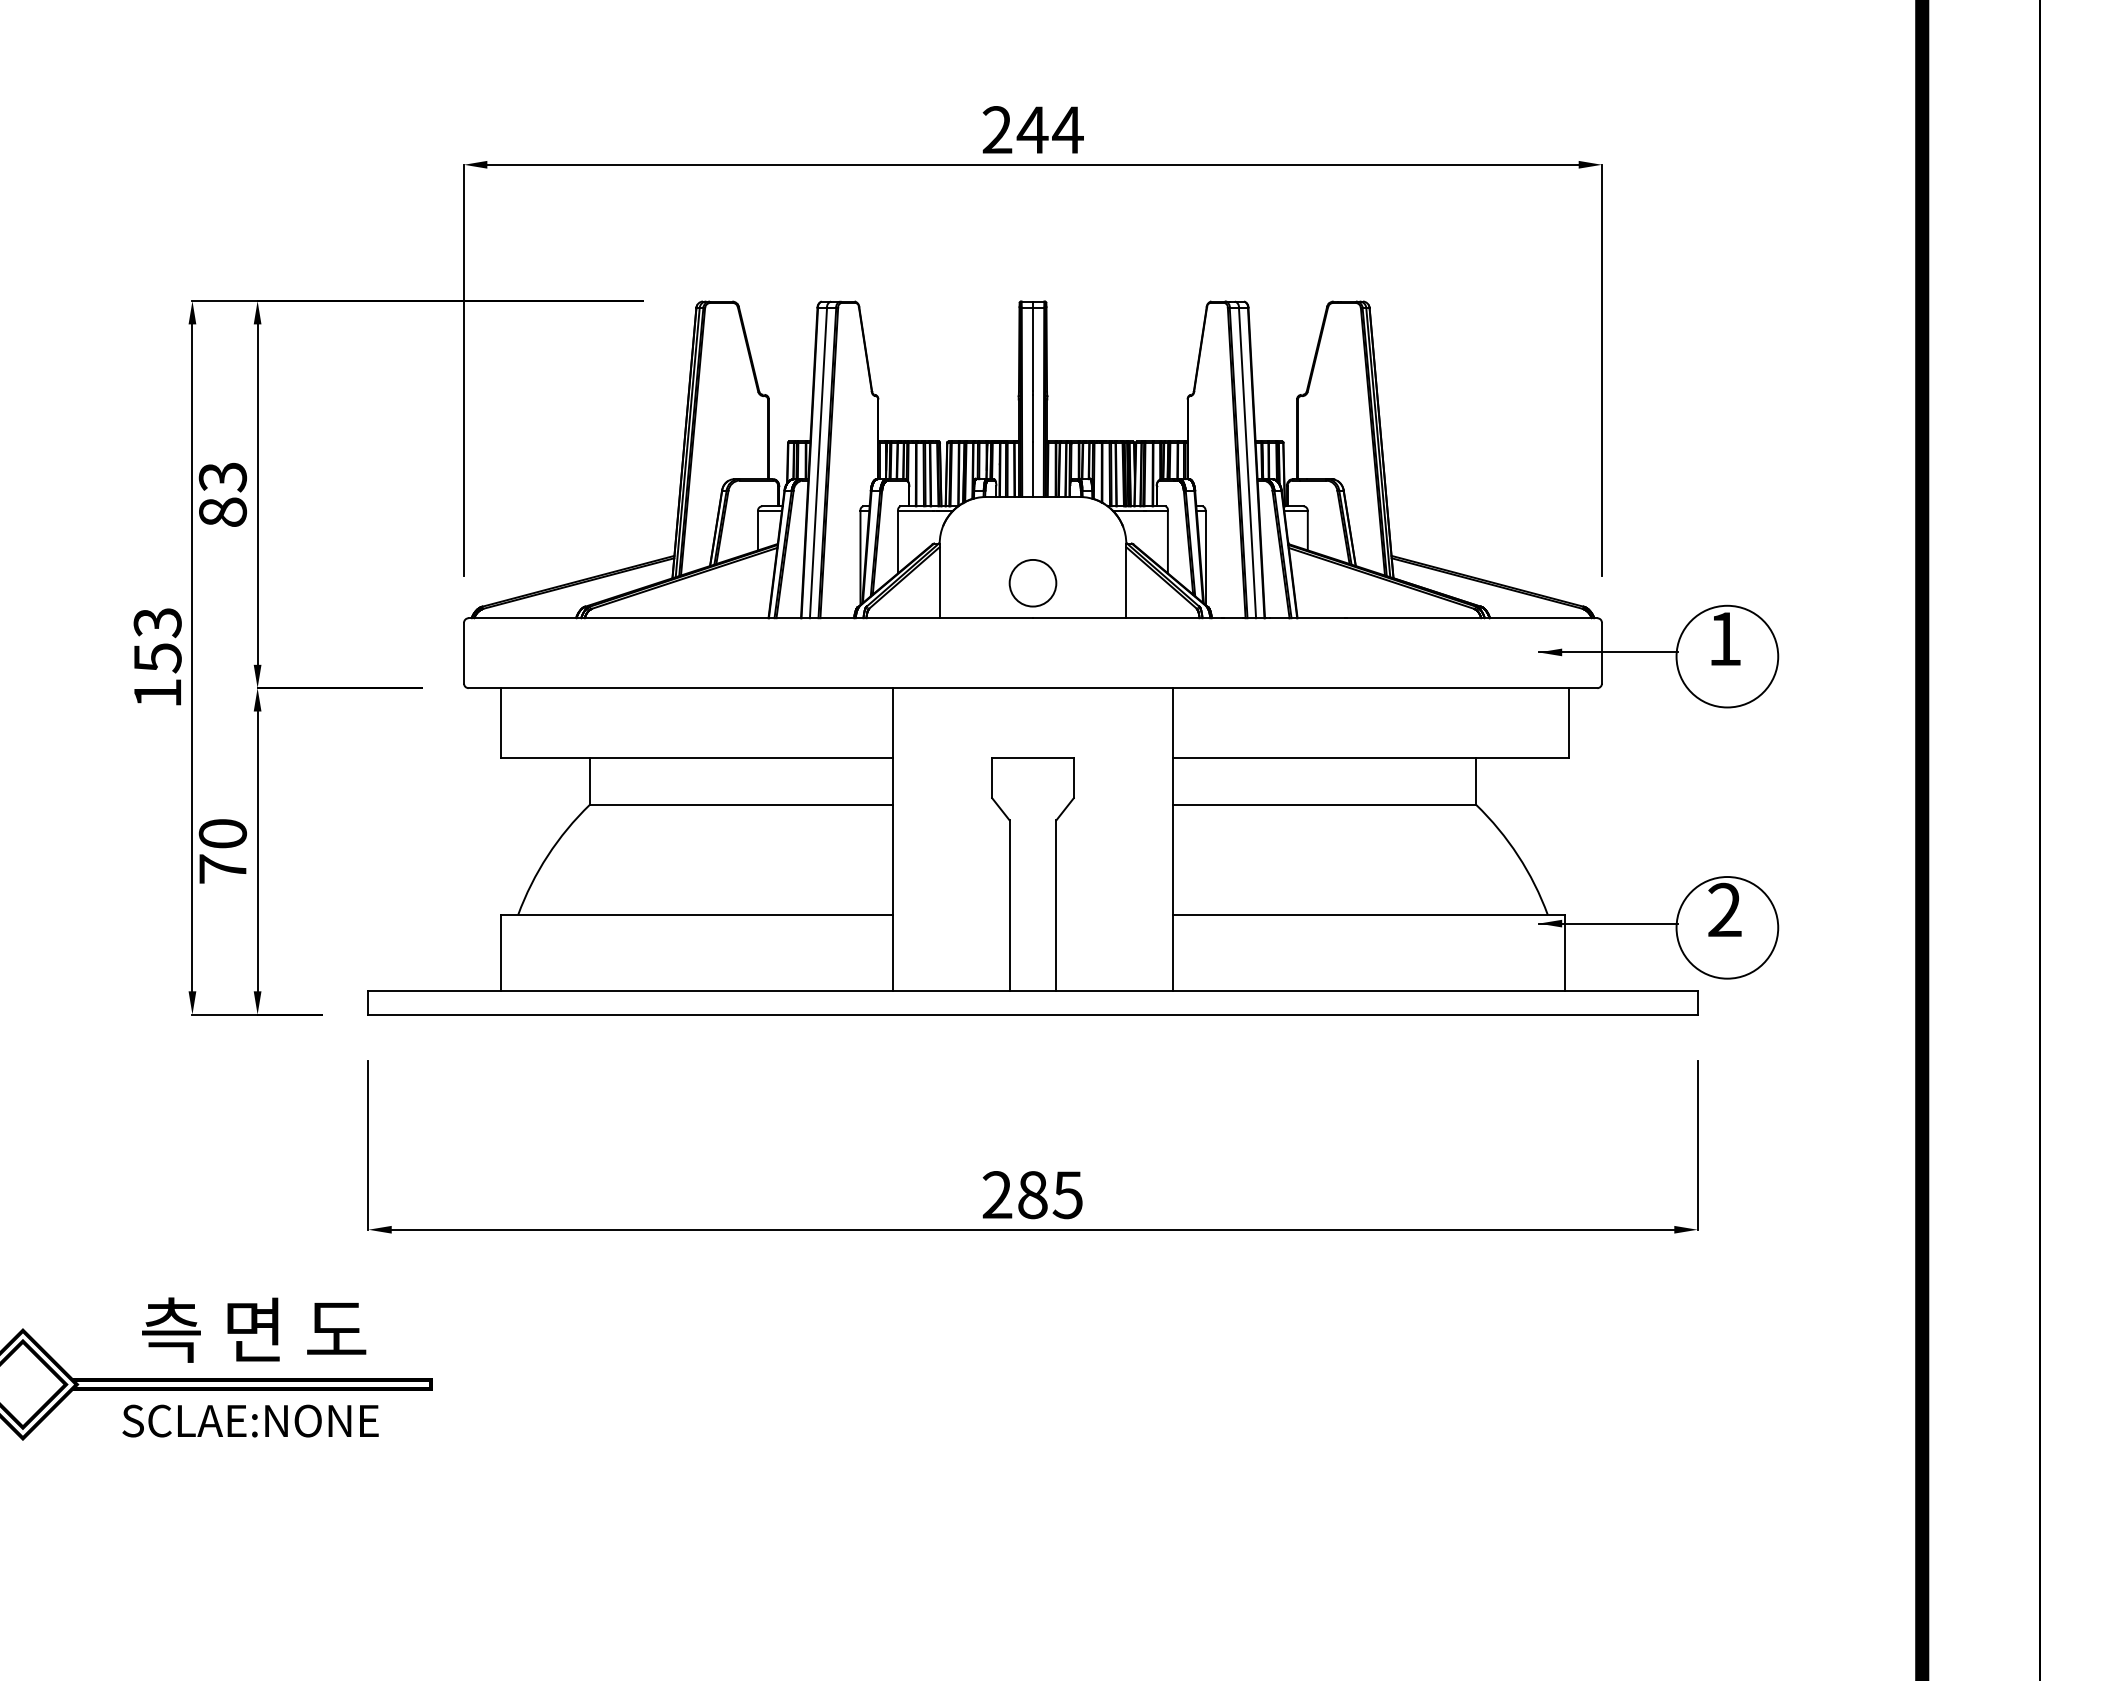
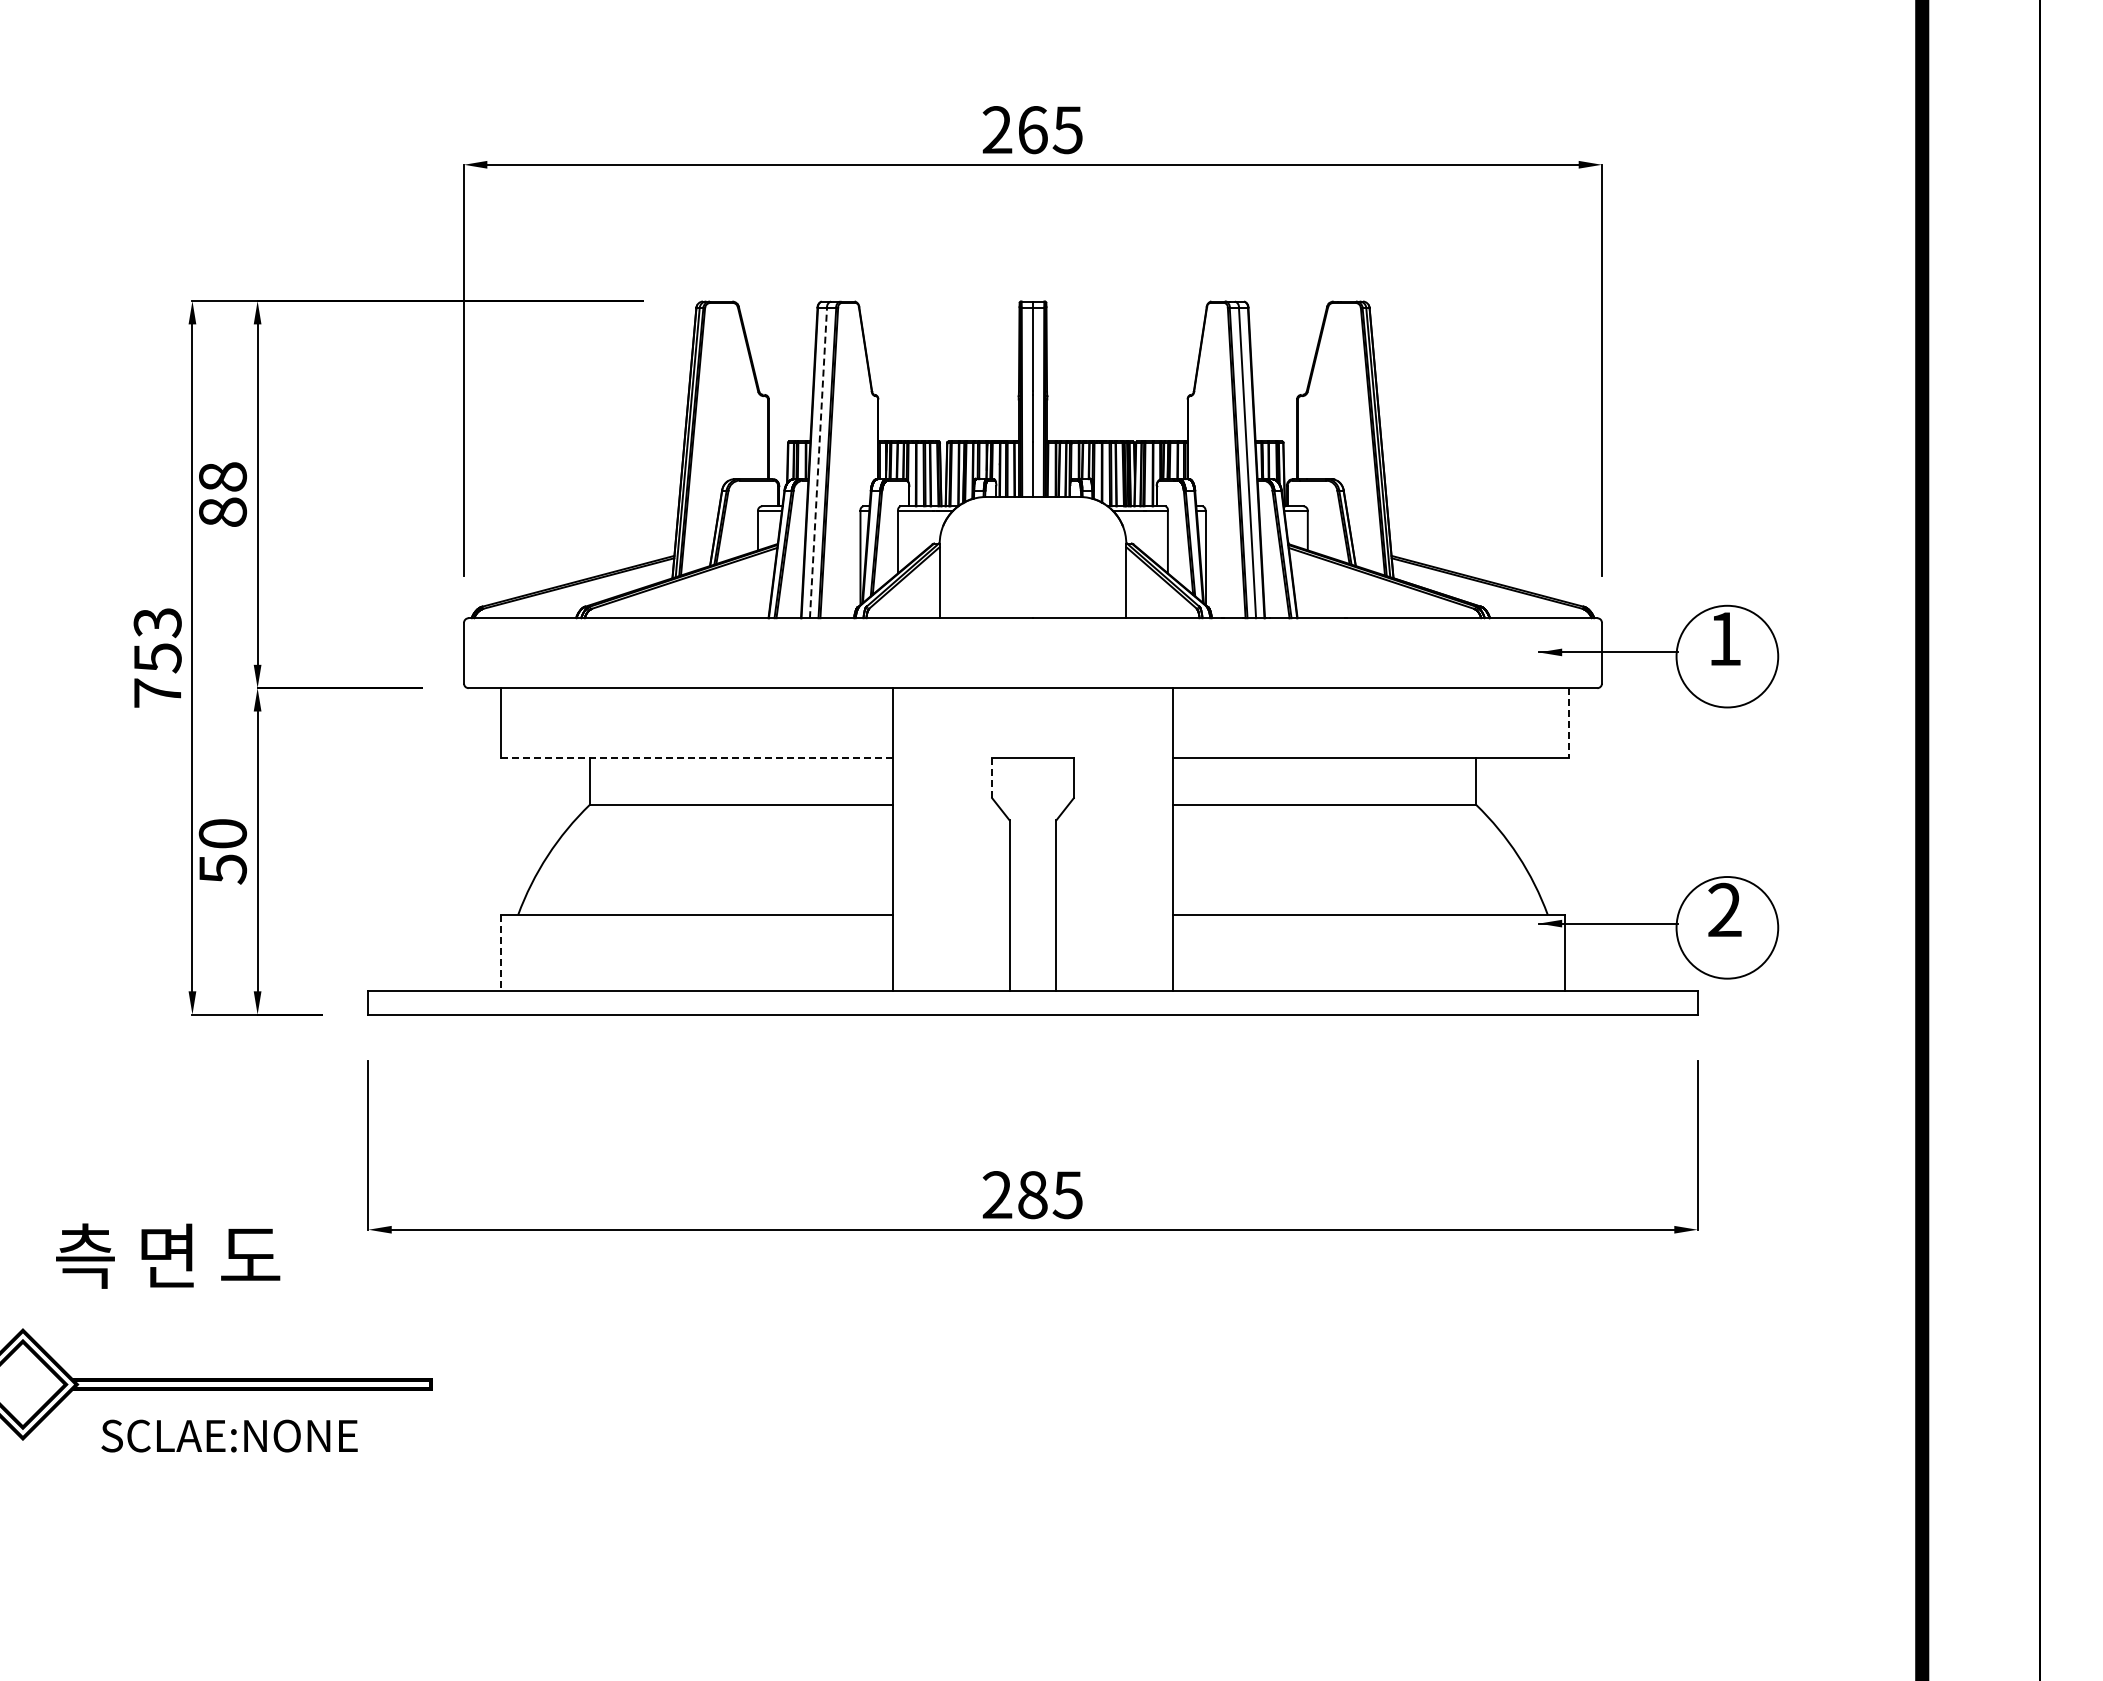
text: 244 -> 265 (1049, 130)
line: solid -> dashed (818, 462)
text: 83 -> 88 (222, 477)
part: present -> none (1032, 583)
text: 153 -> 753 (157, 692)
line: solid -> dashed (1569, 723)
line: solid -> dashed (697, 758)
line: solid -> dashed (992, 777)
text: 70 -> 50 (223, 869)
line: solid -> dashed (501, 953)
text position: (254, 1329) -> (168, 1255) (168, 1255)
text position: (250, 1420) -> (229, 1435) (229, 1435)
